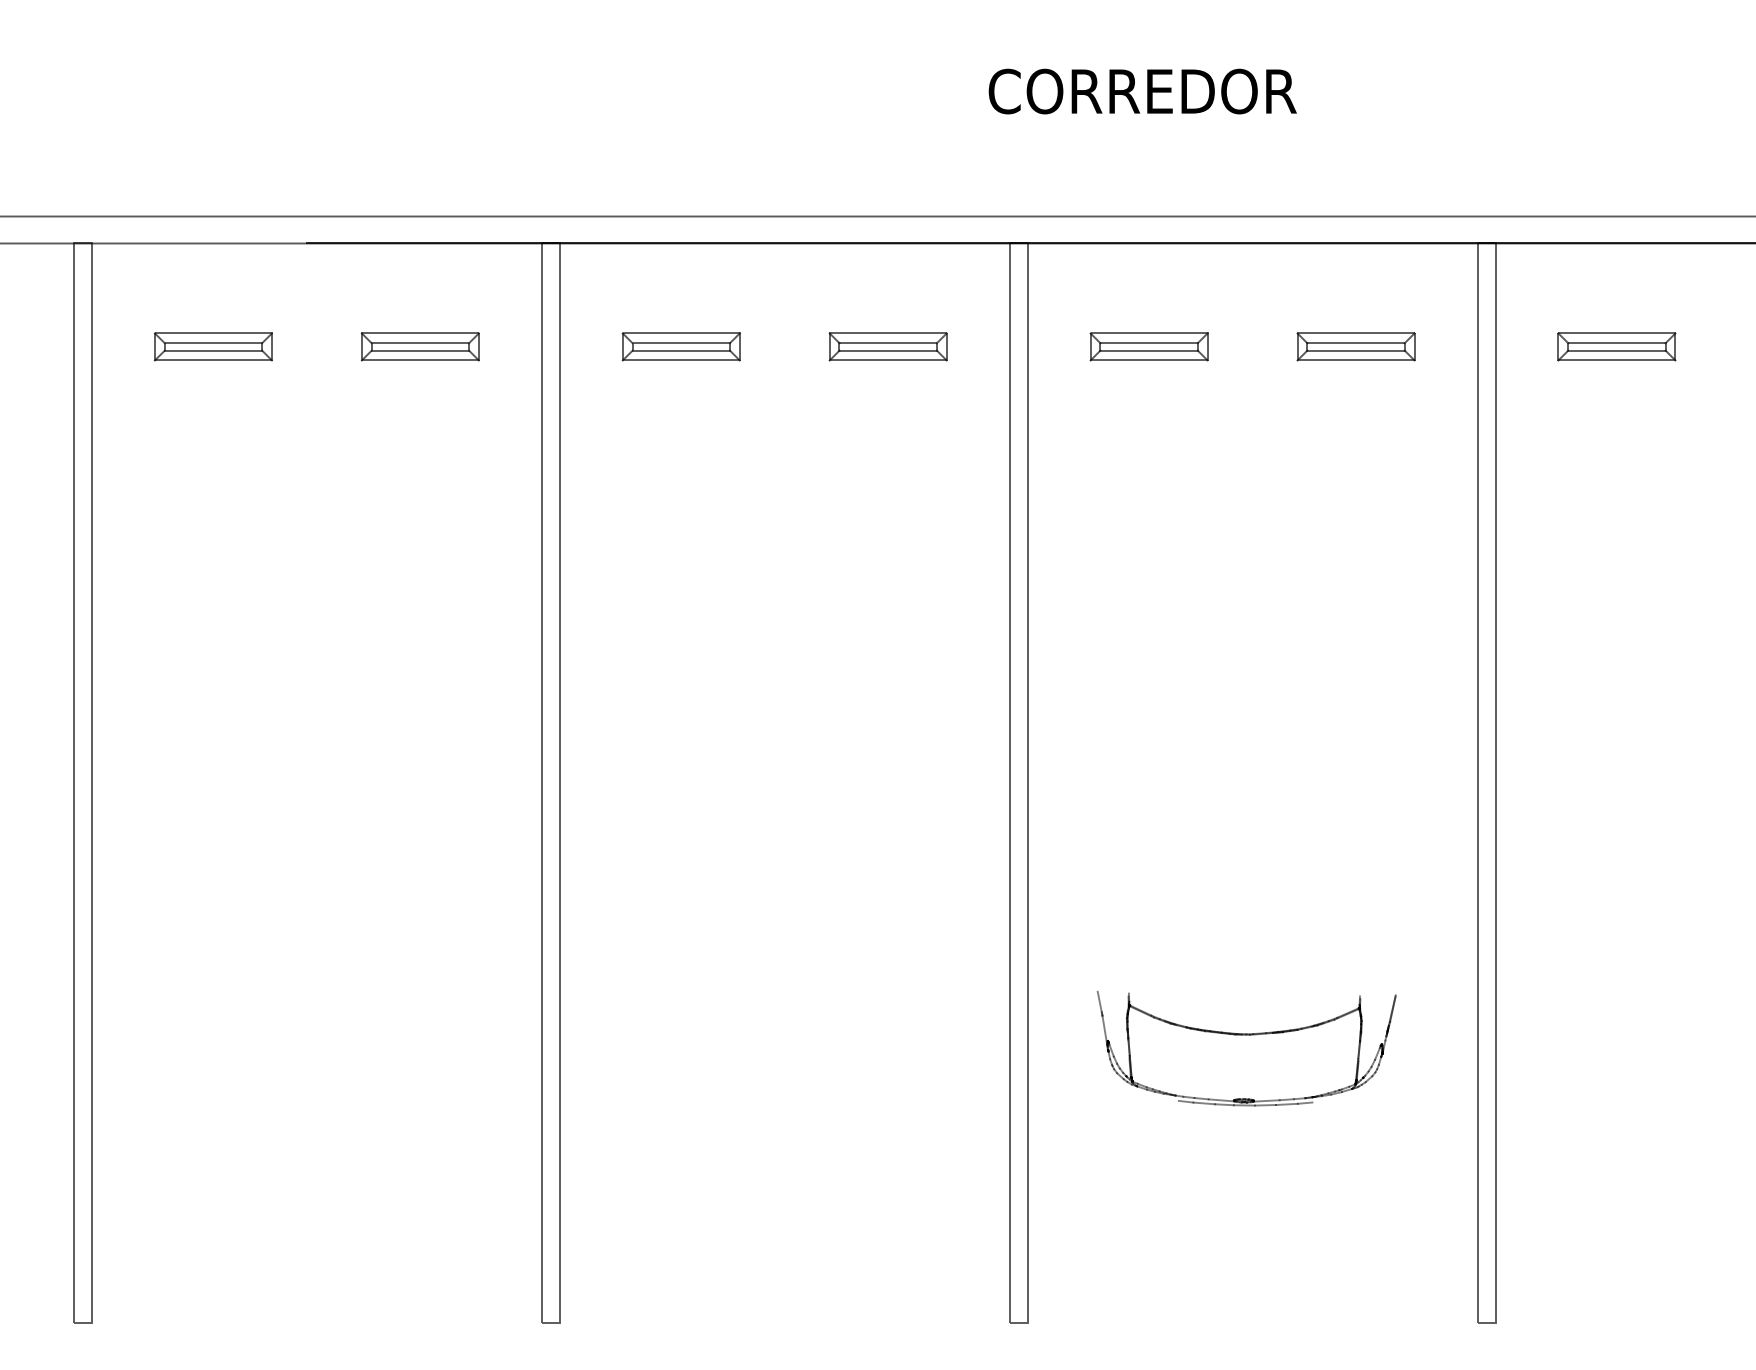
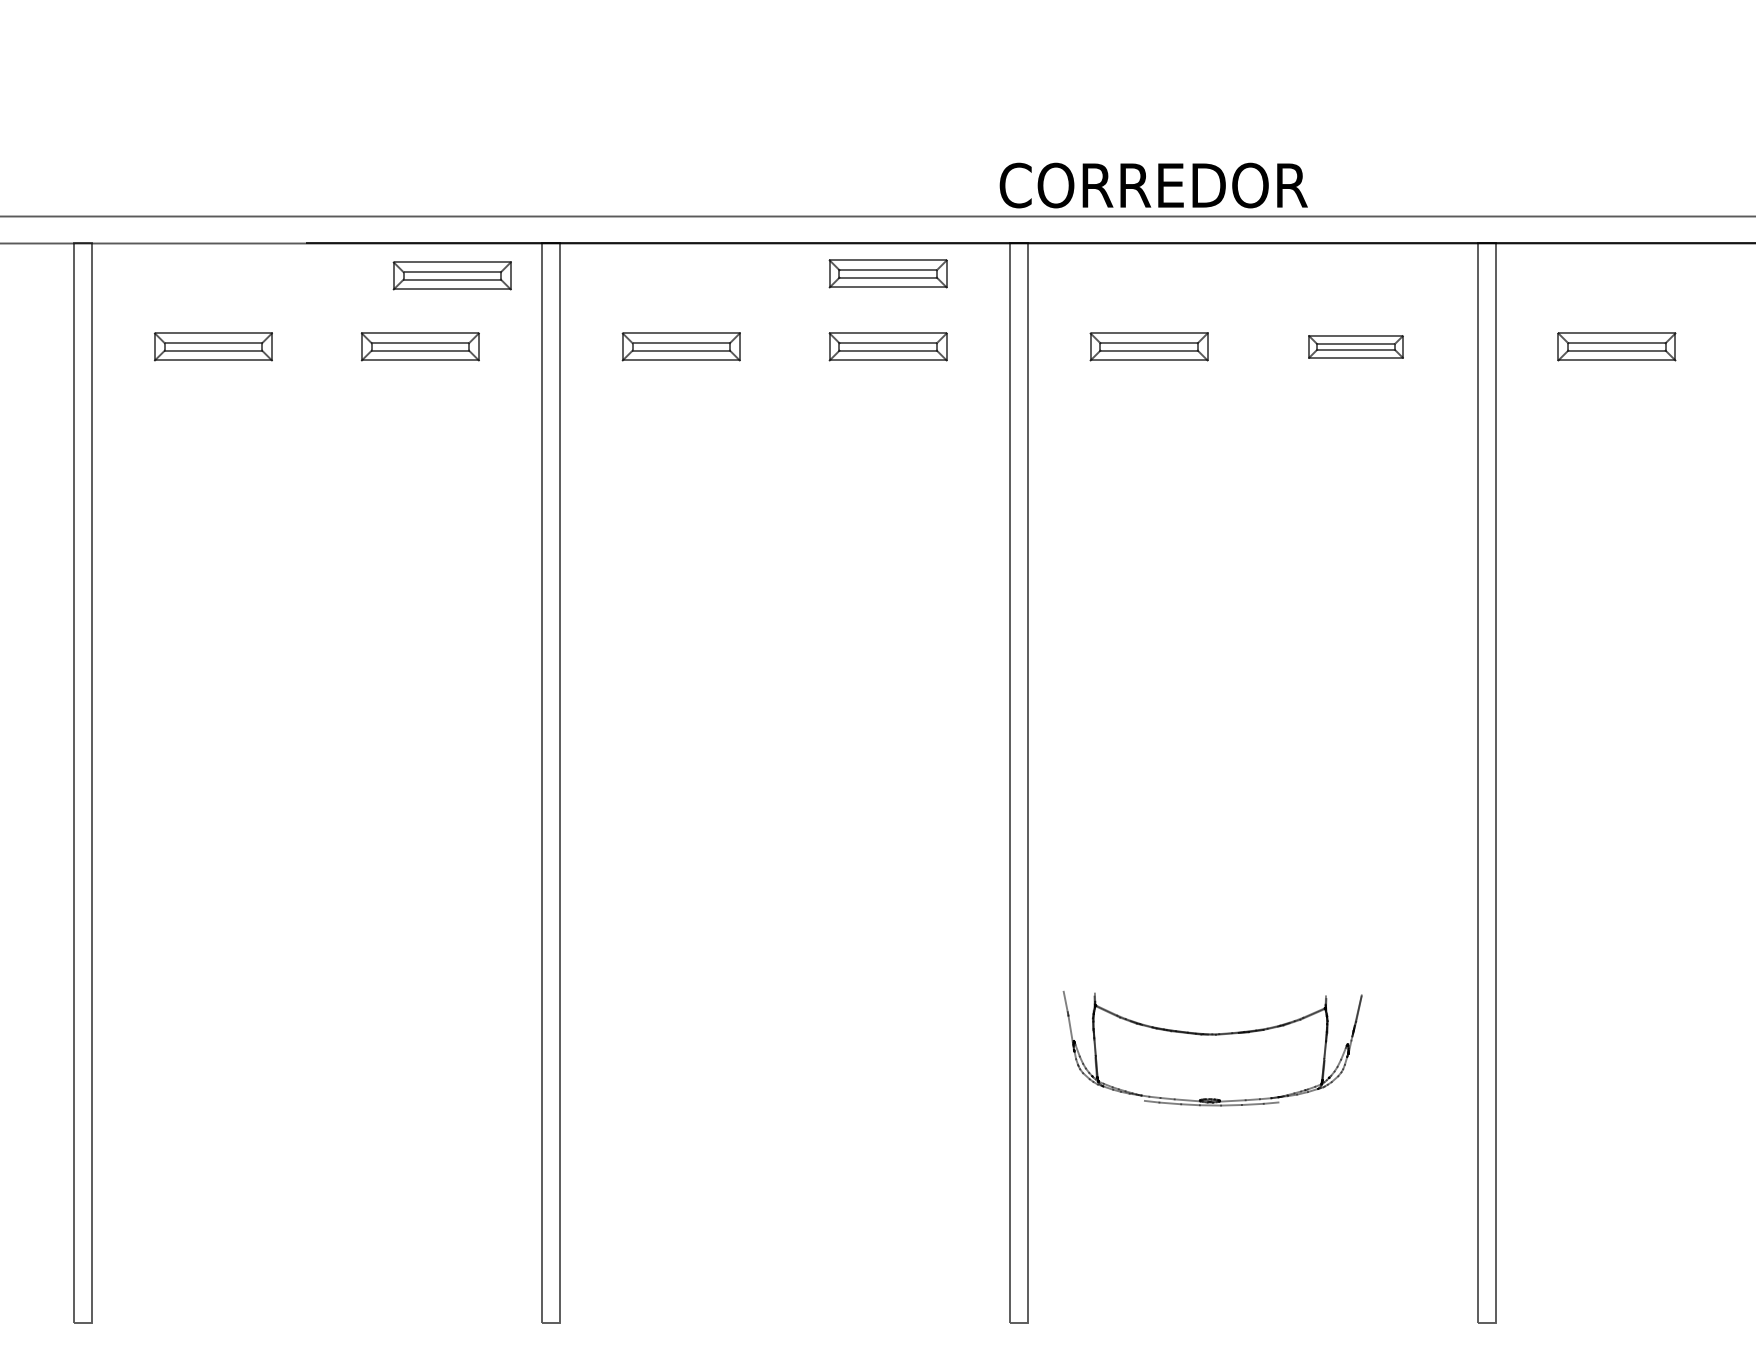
text position: (1142, 91) -> (1153, 185) (1153, 185)
part: none -> present (887, 273)
part: none -> present (451, 275)
part size: 120x30 px -> 96x24 px (1355, 346)
part position: (1246, 1048) -> (1212, 1048) (1212, 1048)
